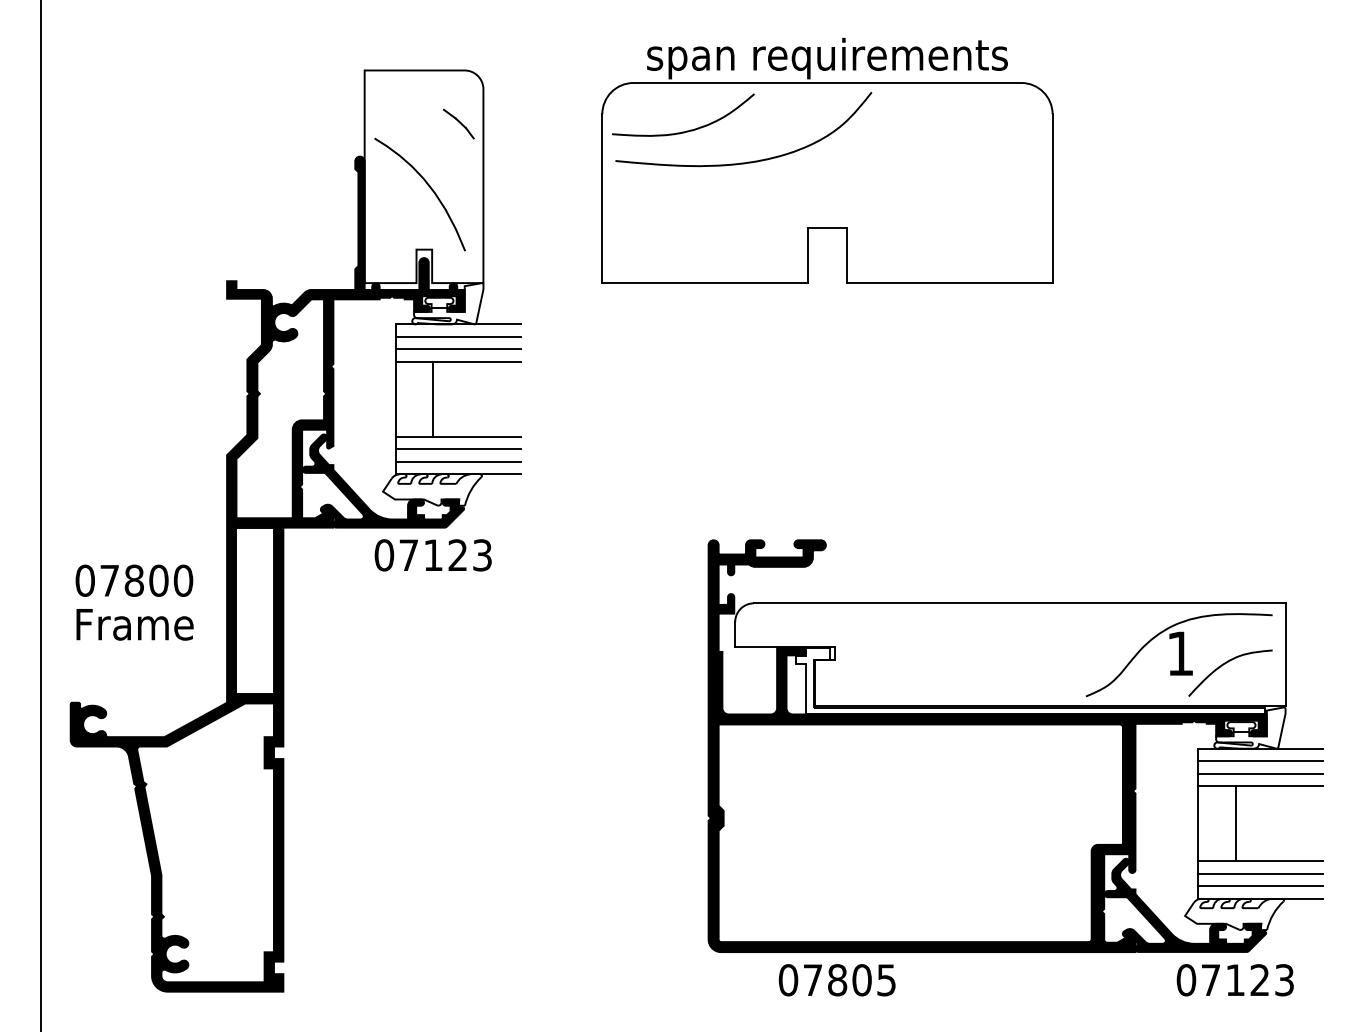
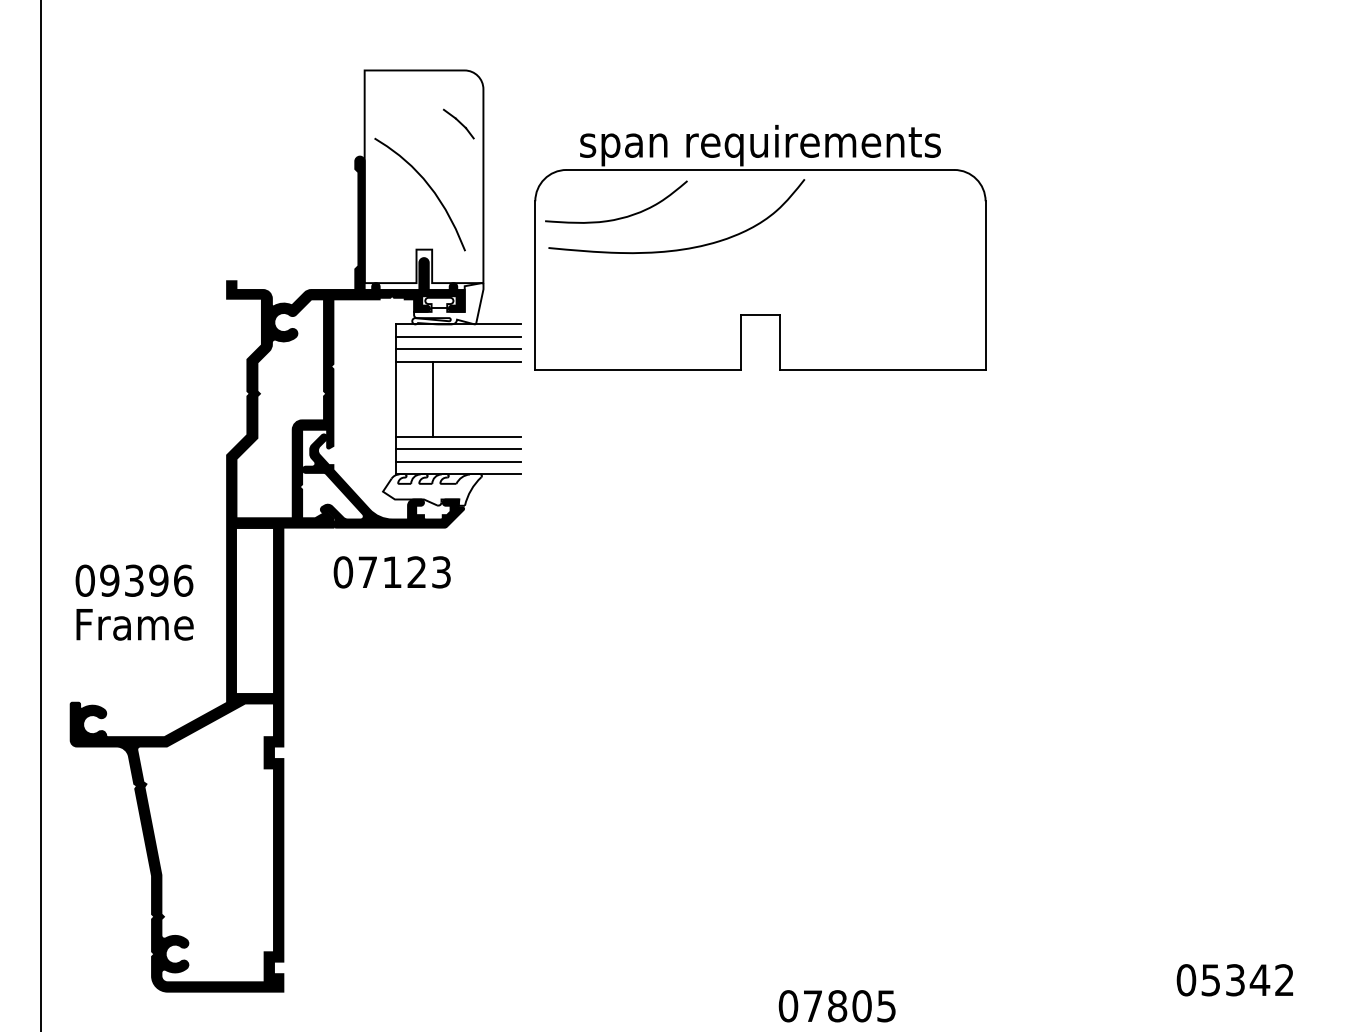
part position: (827, 160) -> (760, 247) (760, 247)
text position: (432, 555) -> (391, 572) (391, 572)
text: 07800 -> 09396 (146, 580)
part: present -> none (1015, 745)
text position: (836, 980) -> (836, 1006) (836, 1006)
text: 07123 -> 05342 (1247, 980)
